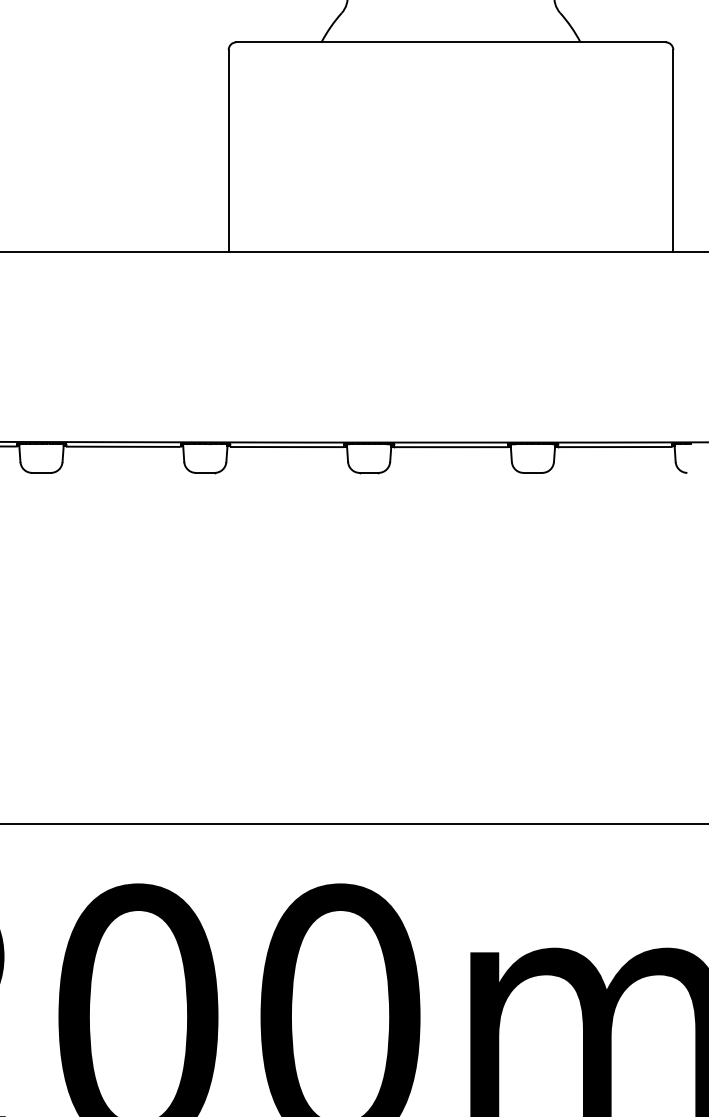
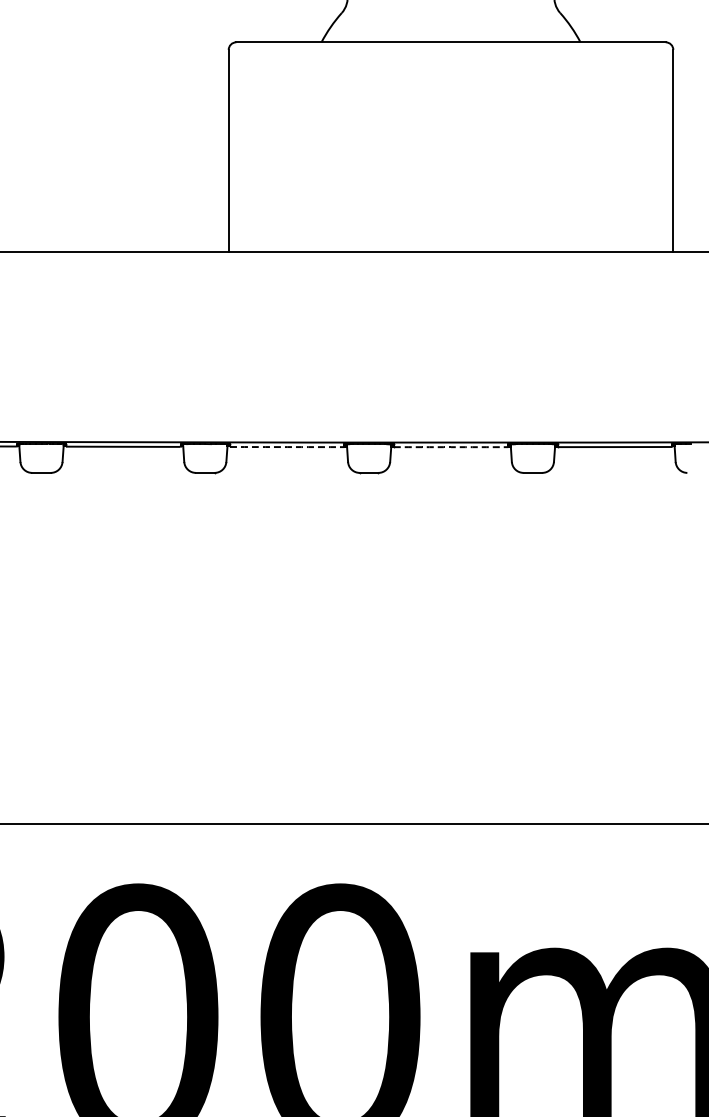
arc: solid -> dashed (287, 447)
arc: solid -> dashed (451, 447)
